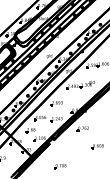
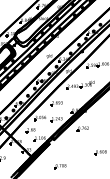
part position: (97, 146) -> (100, 152) (100, 152)
